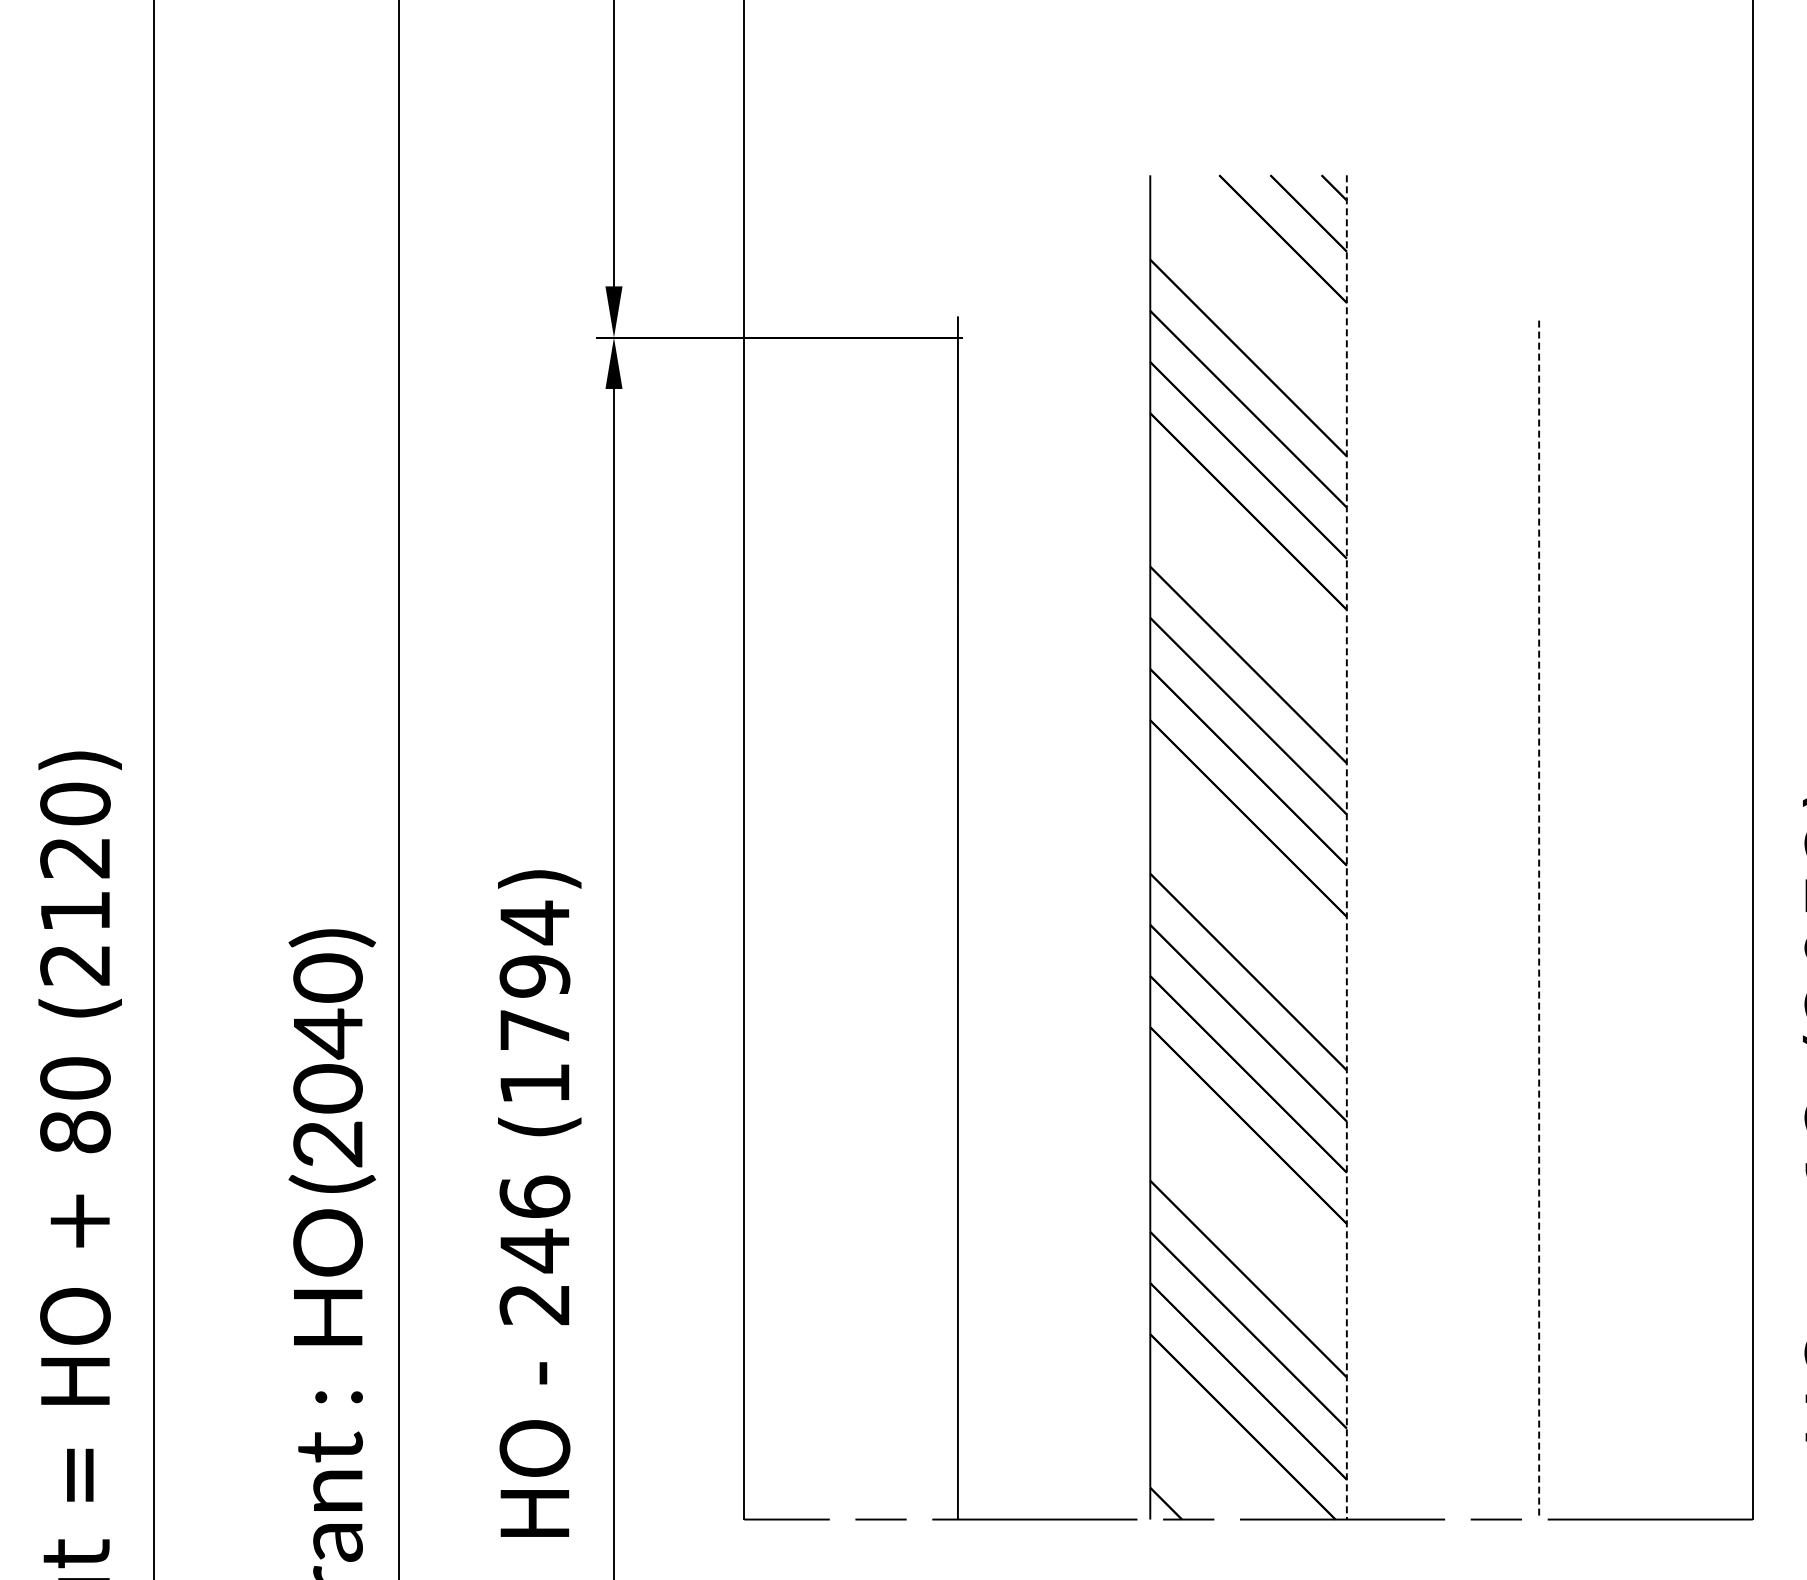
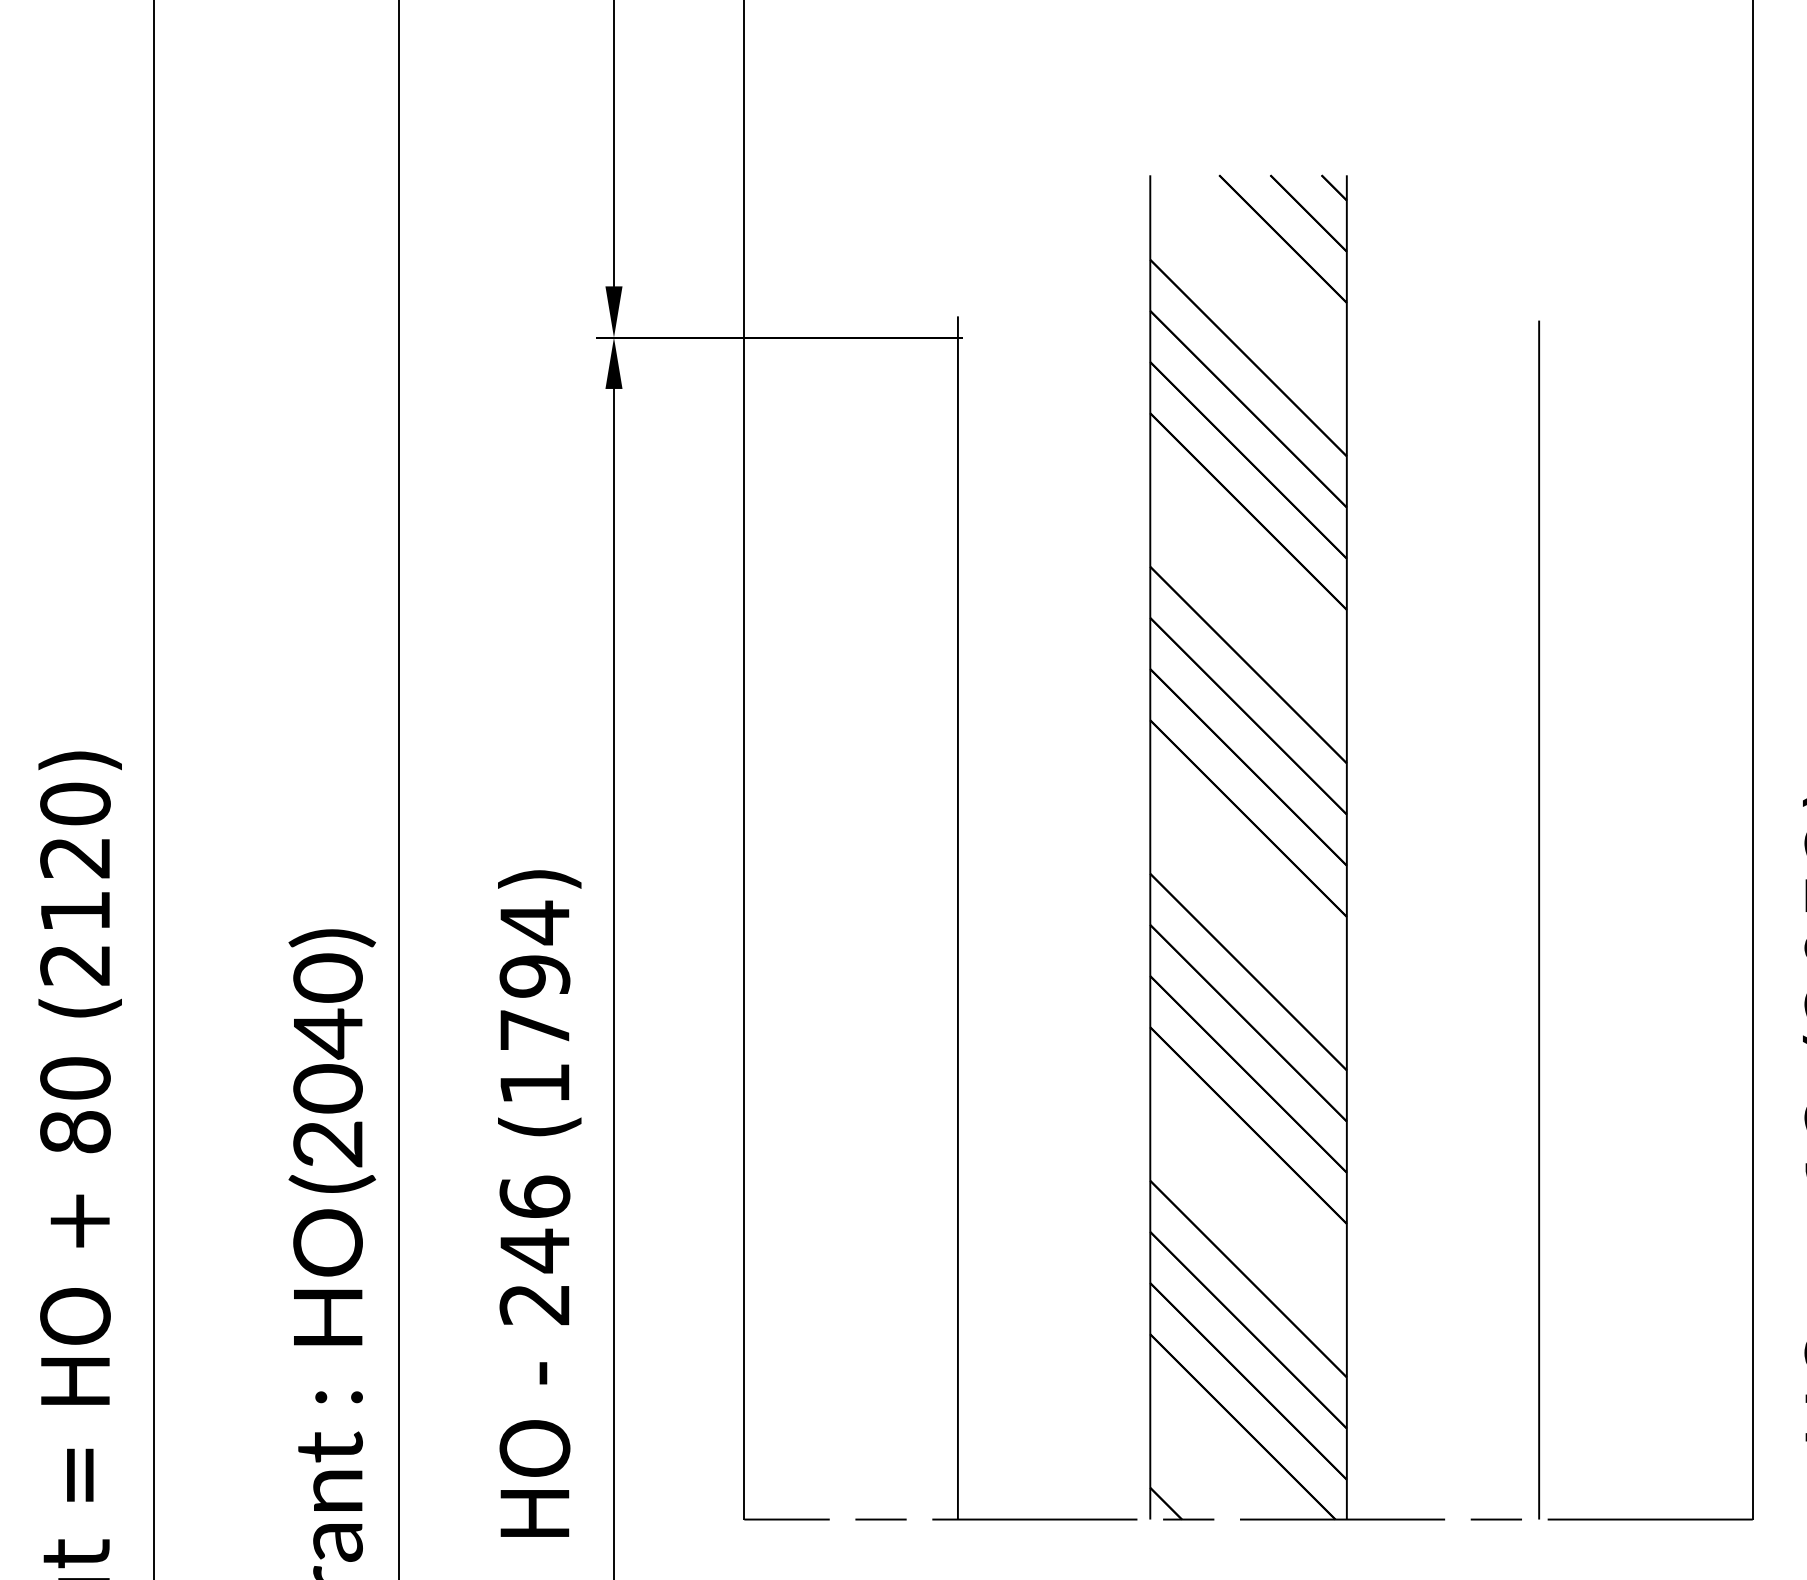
line: dashed -> solid (1346, 847)
line: dashed -> solid (1539, 920)
